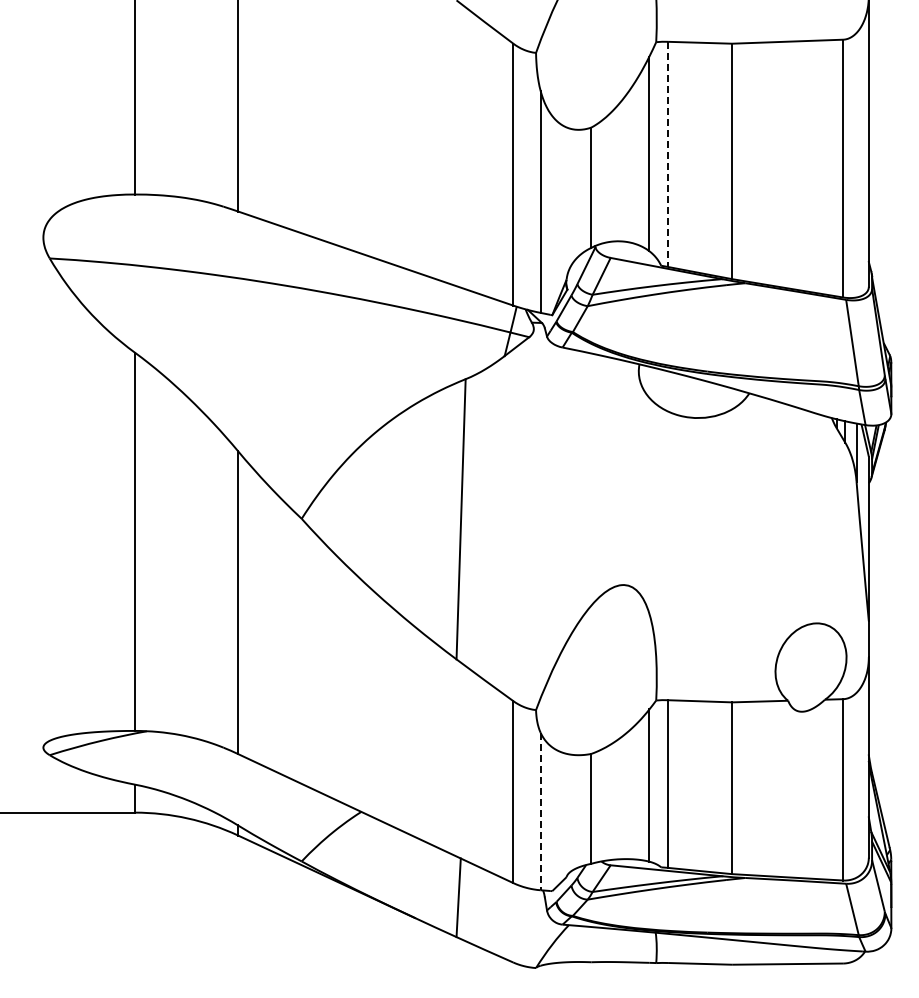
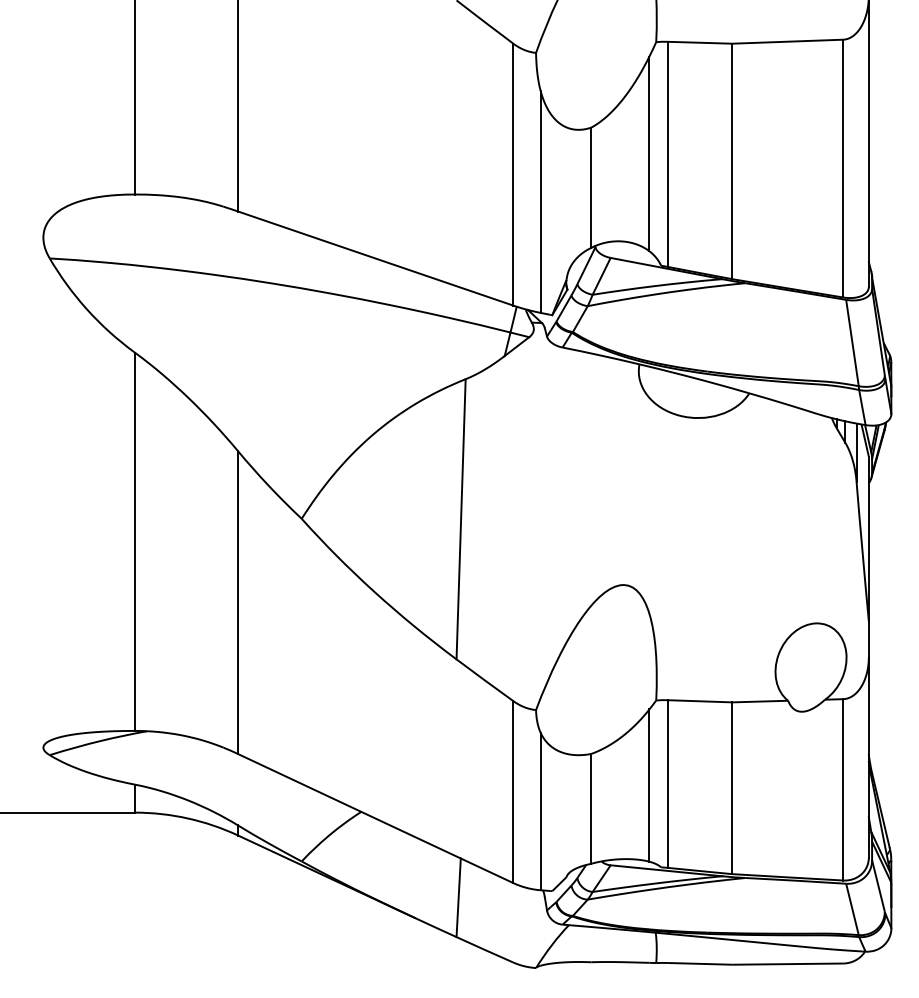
line: dashed -> solid (668, 154)
line: dashed -> solid (540, 811)
